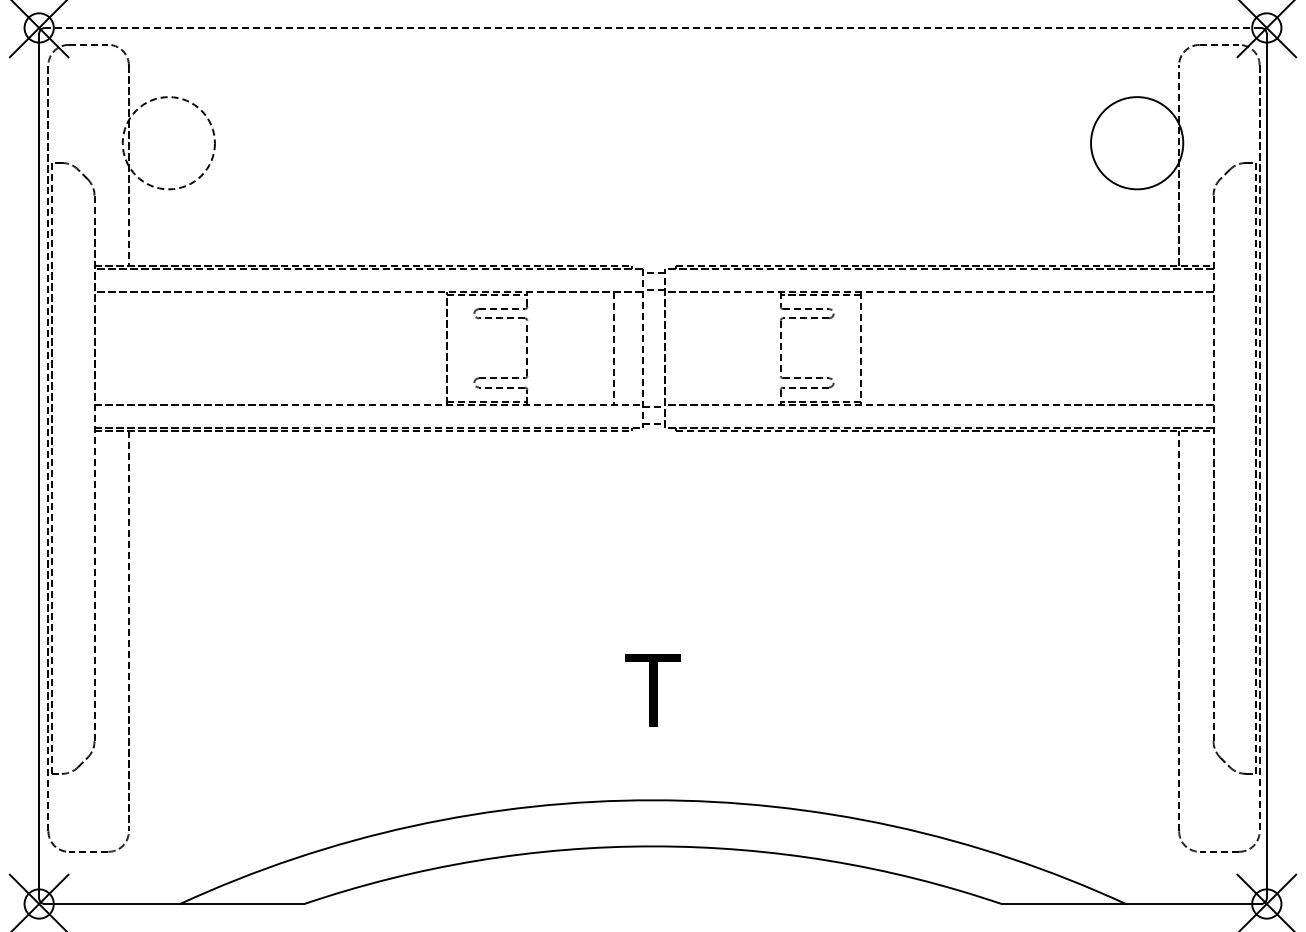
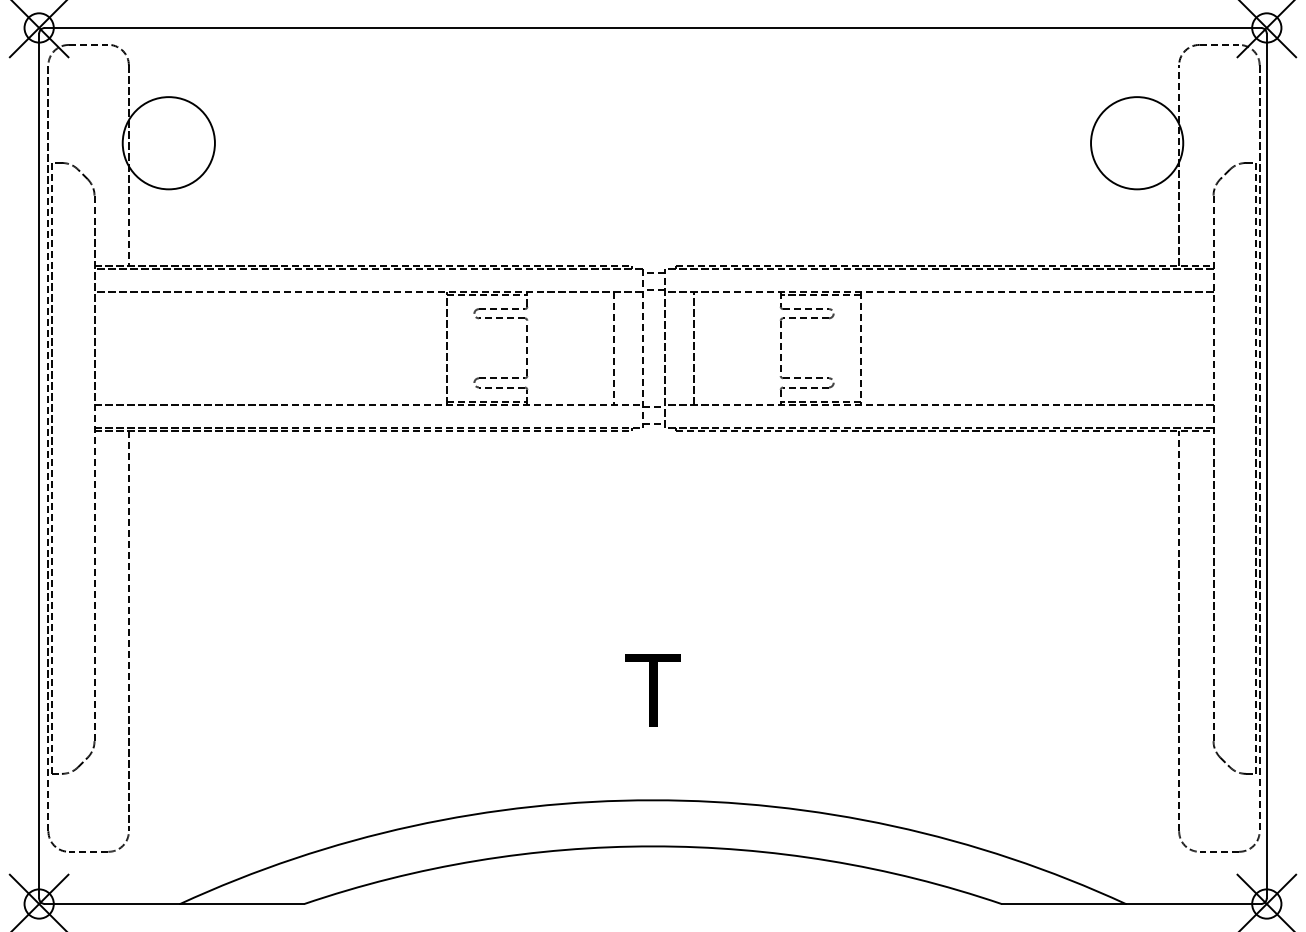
line: dashed -> solid (652, 27)
circle: dashed -> solid (168, 143)
line: none -> present (694, 348)
